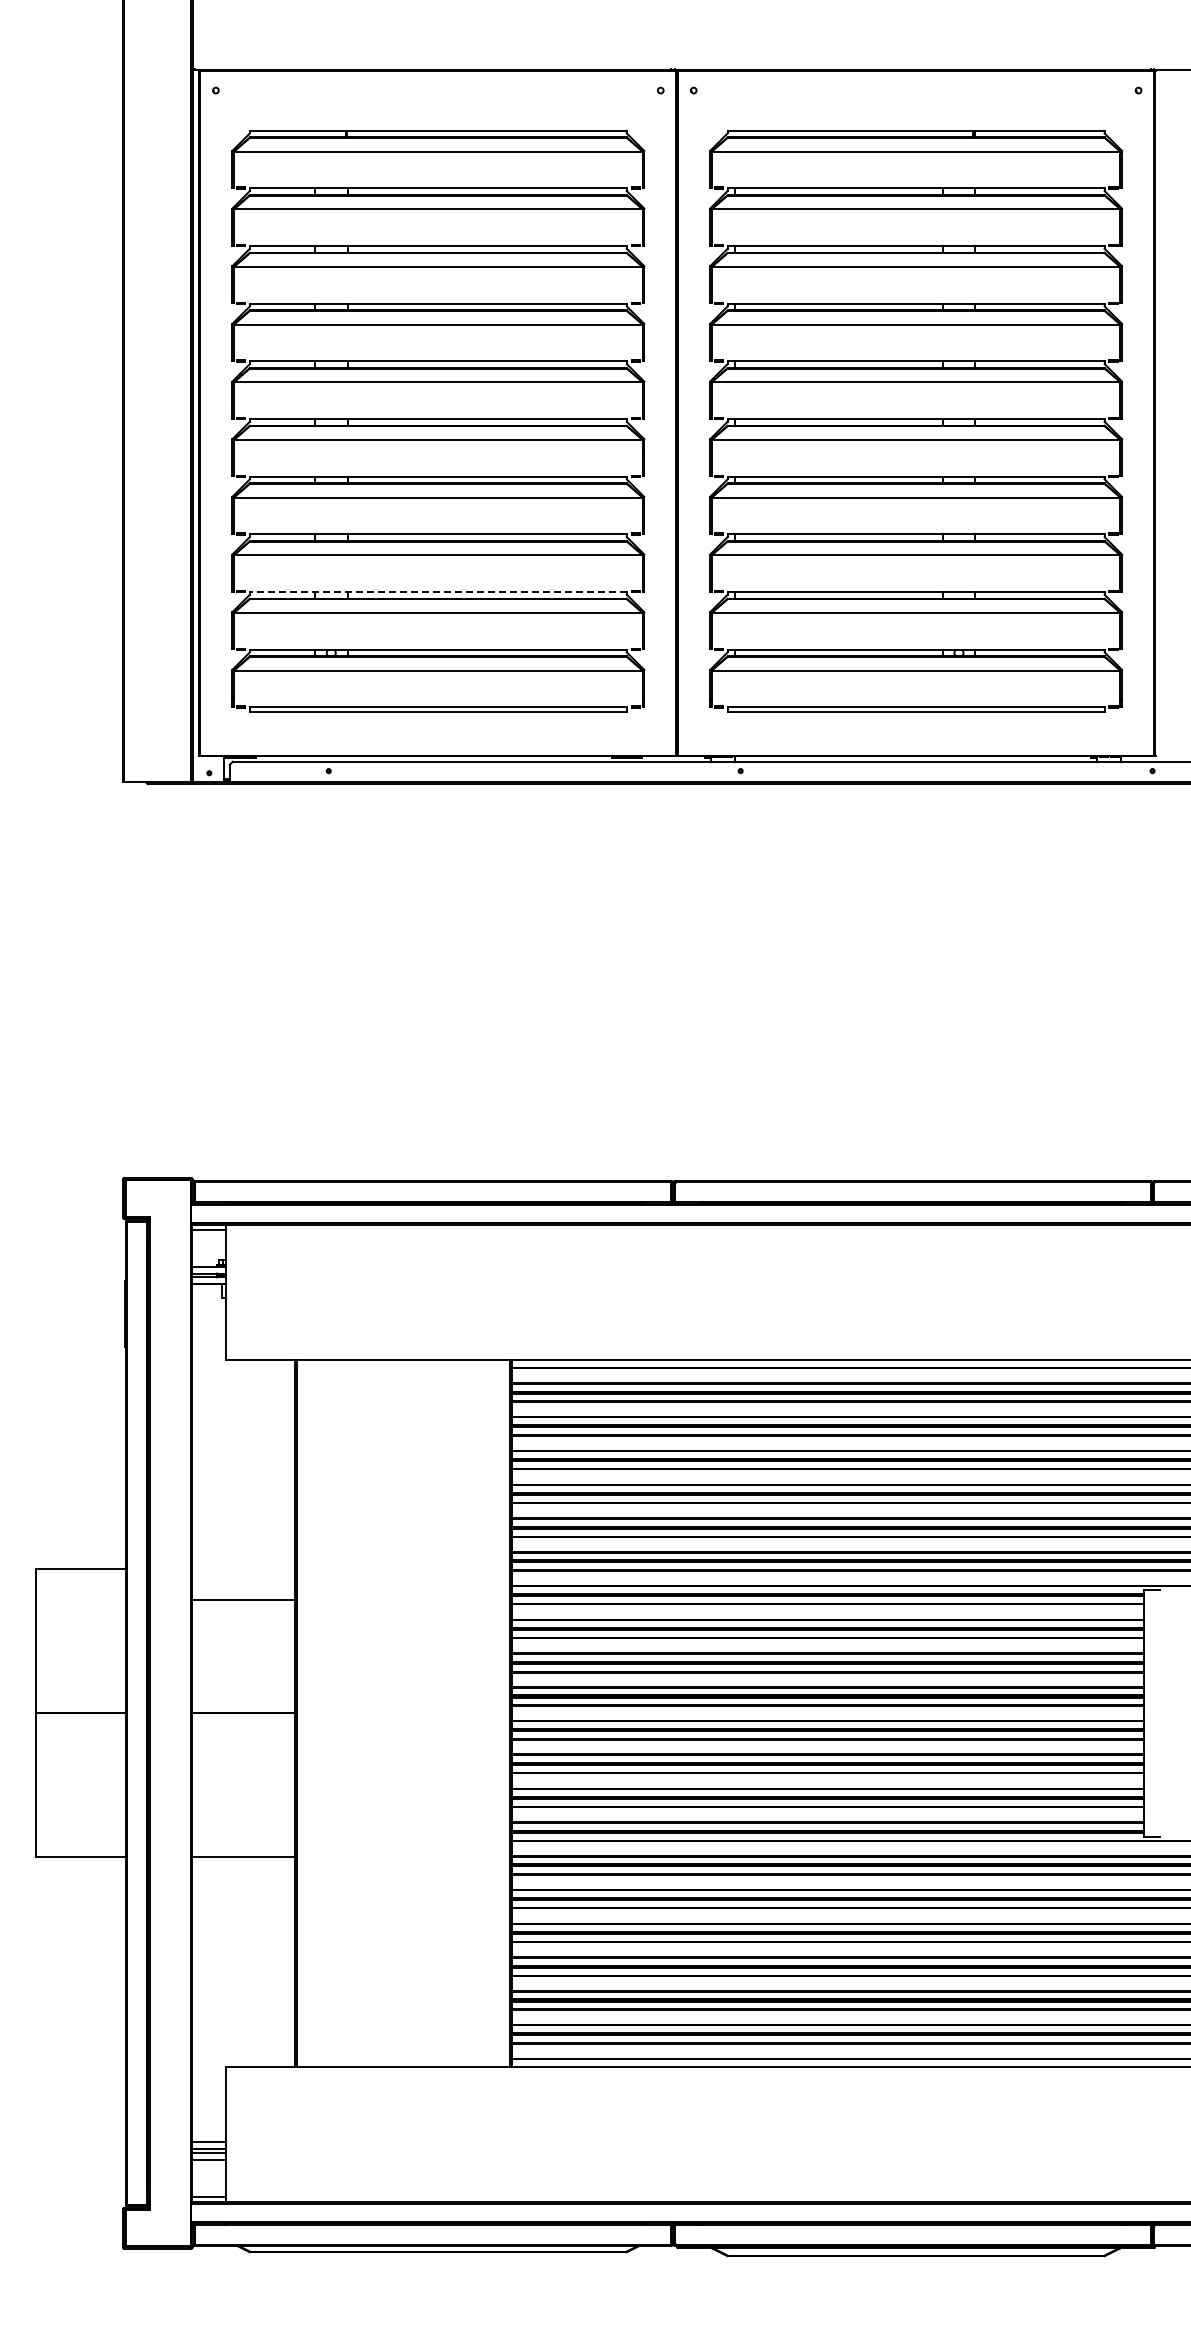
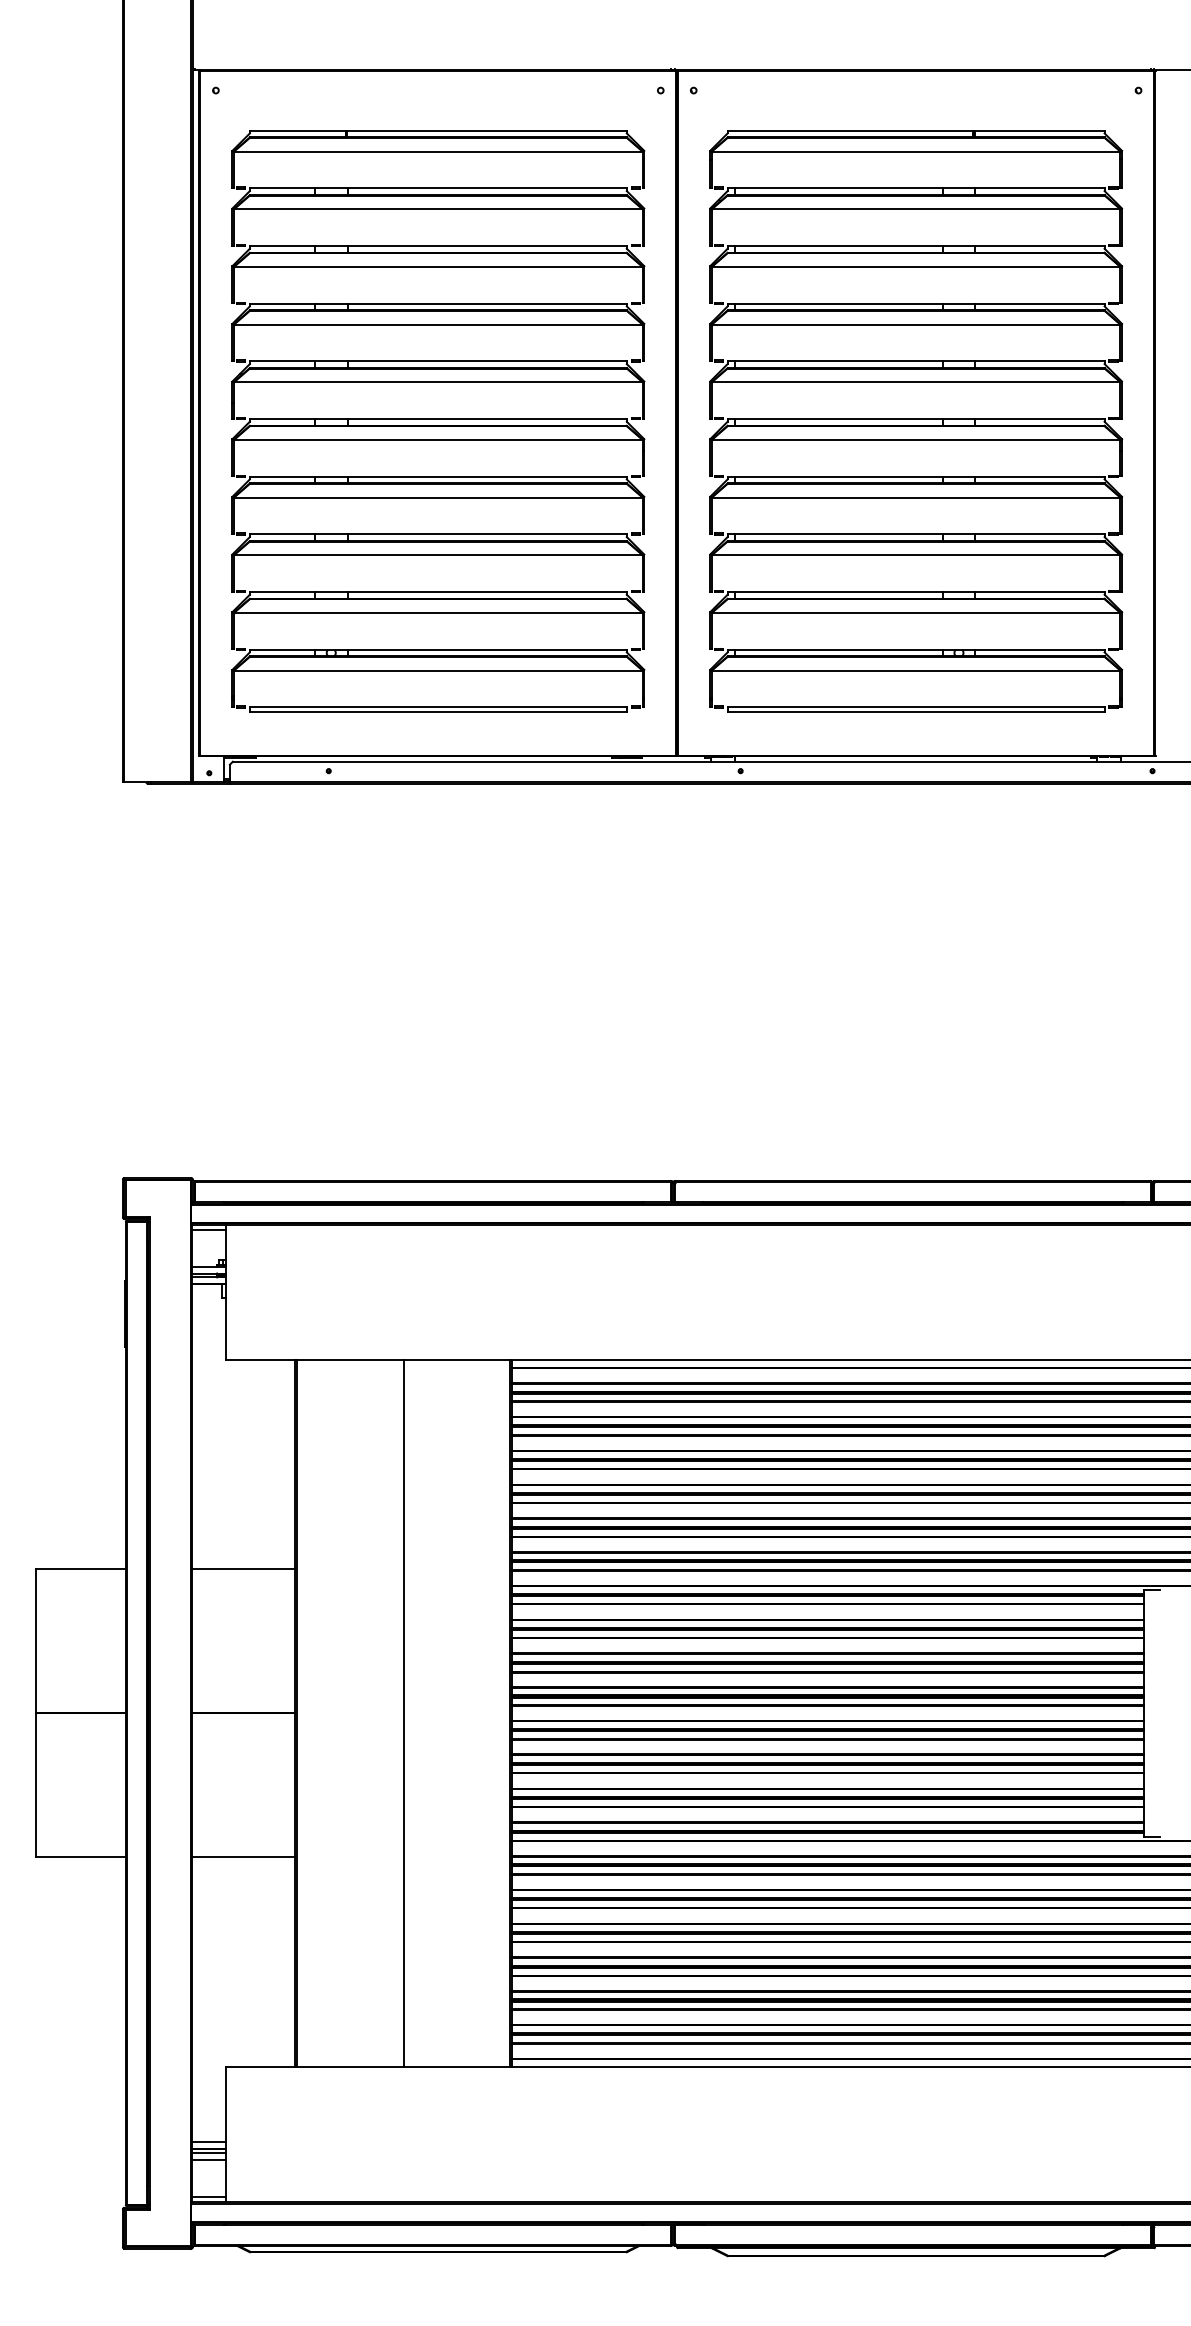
line: dashed -> solid (437, 592)
line position: (243, 1600) -> (243, 1569) (243, 1569)
line: none -> present (403, 1712)
